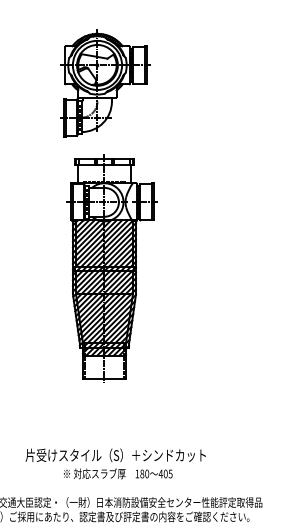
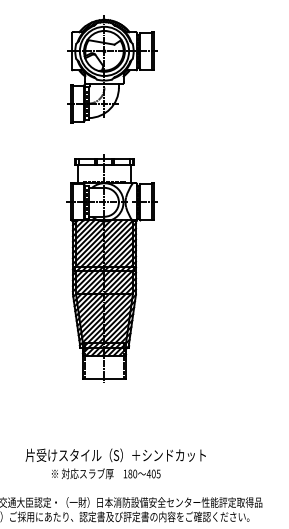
part position: (105, 83) -> (112, 69) (112, 69)
text position: (118, 473) -> (106, 473) (106, 473)
